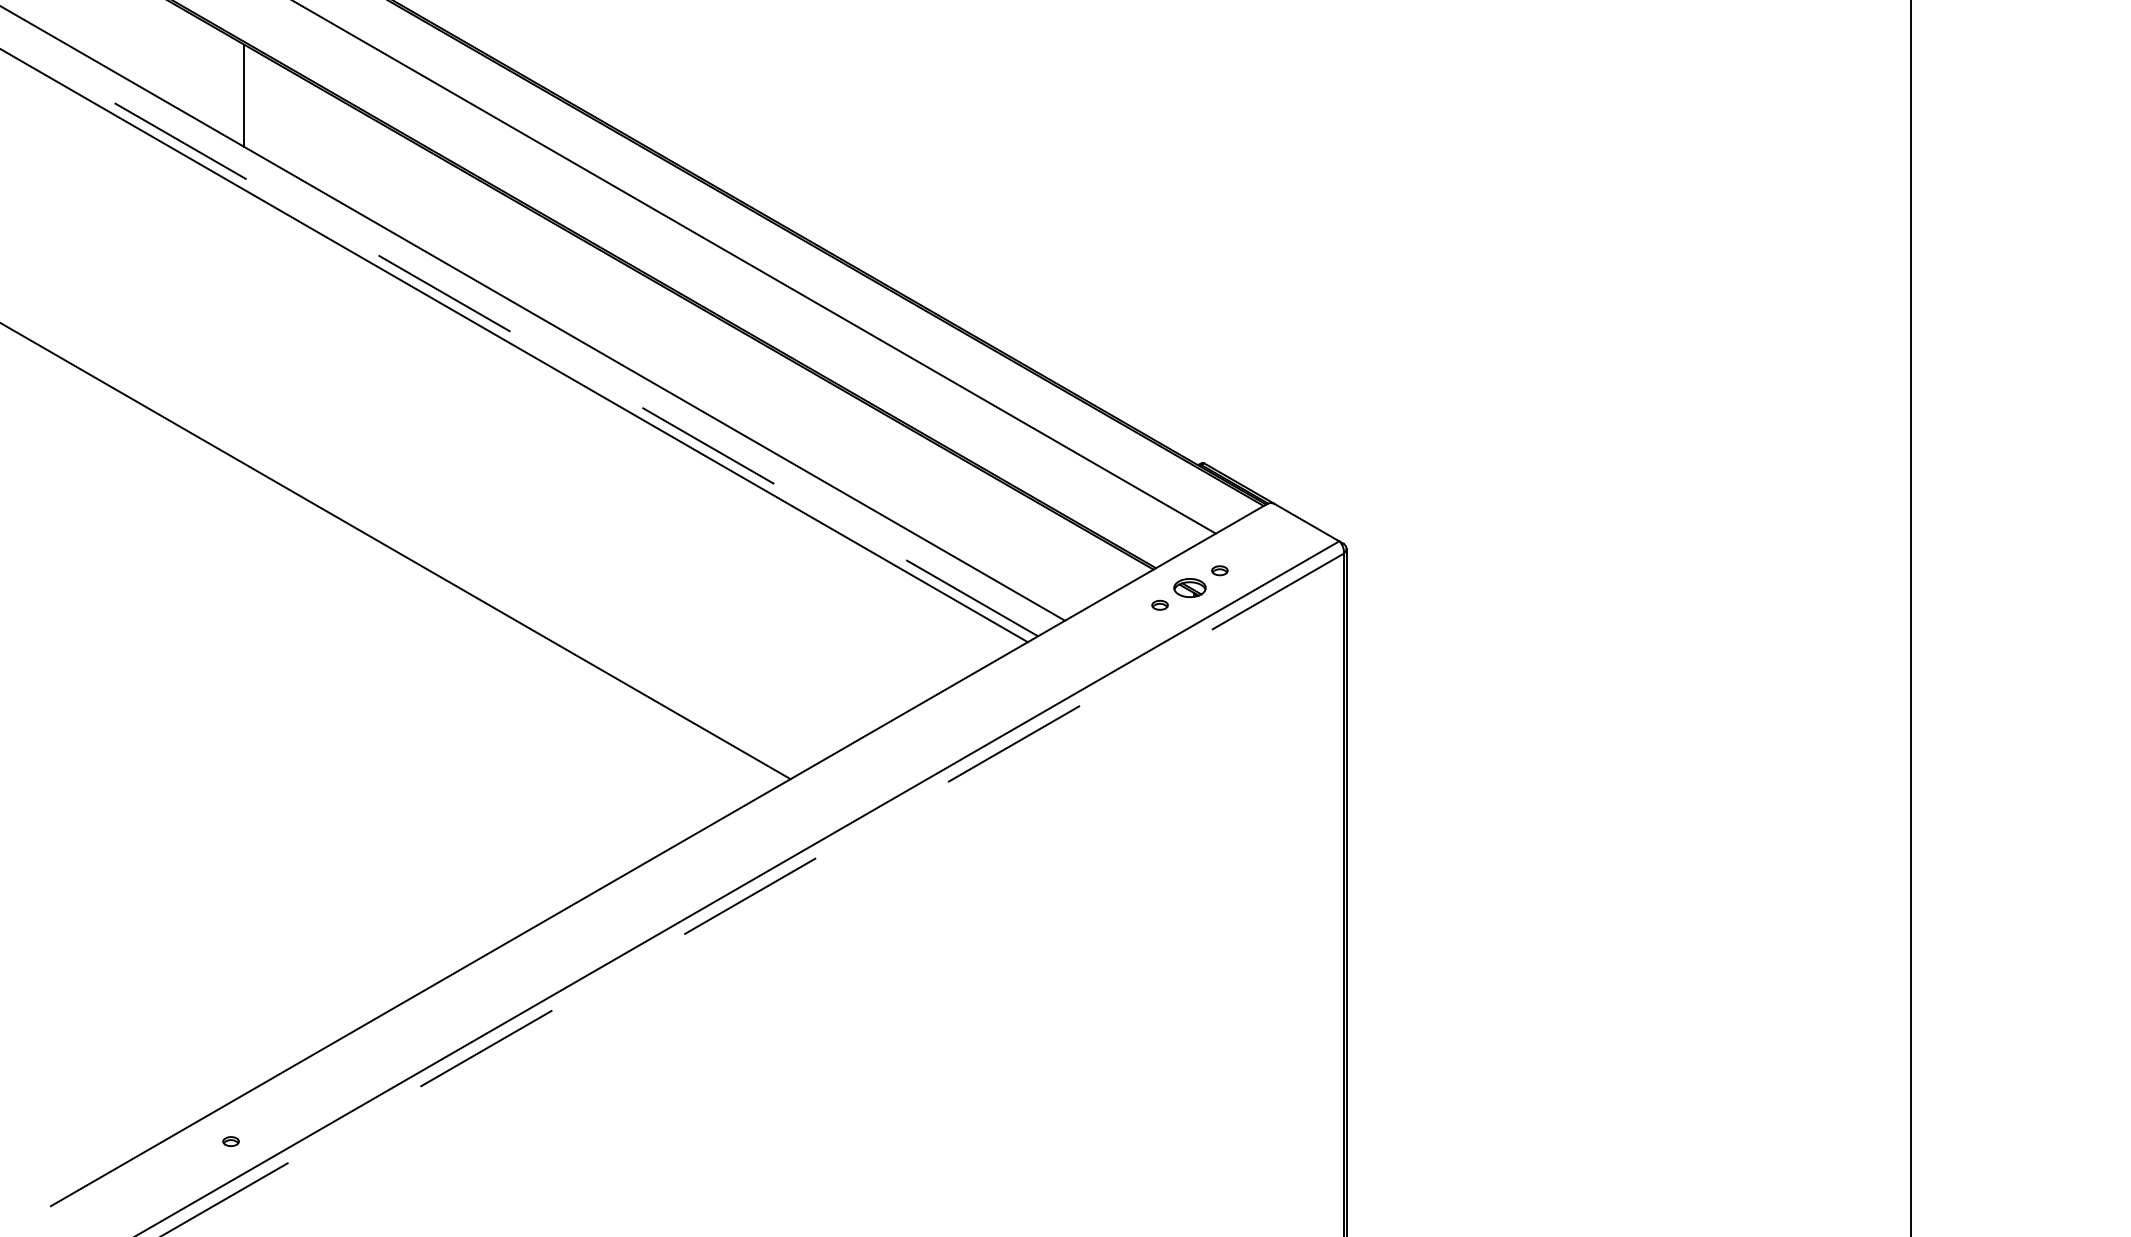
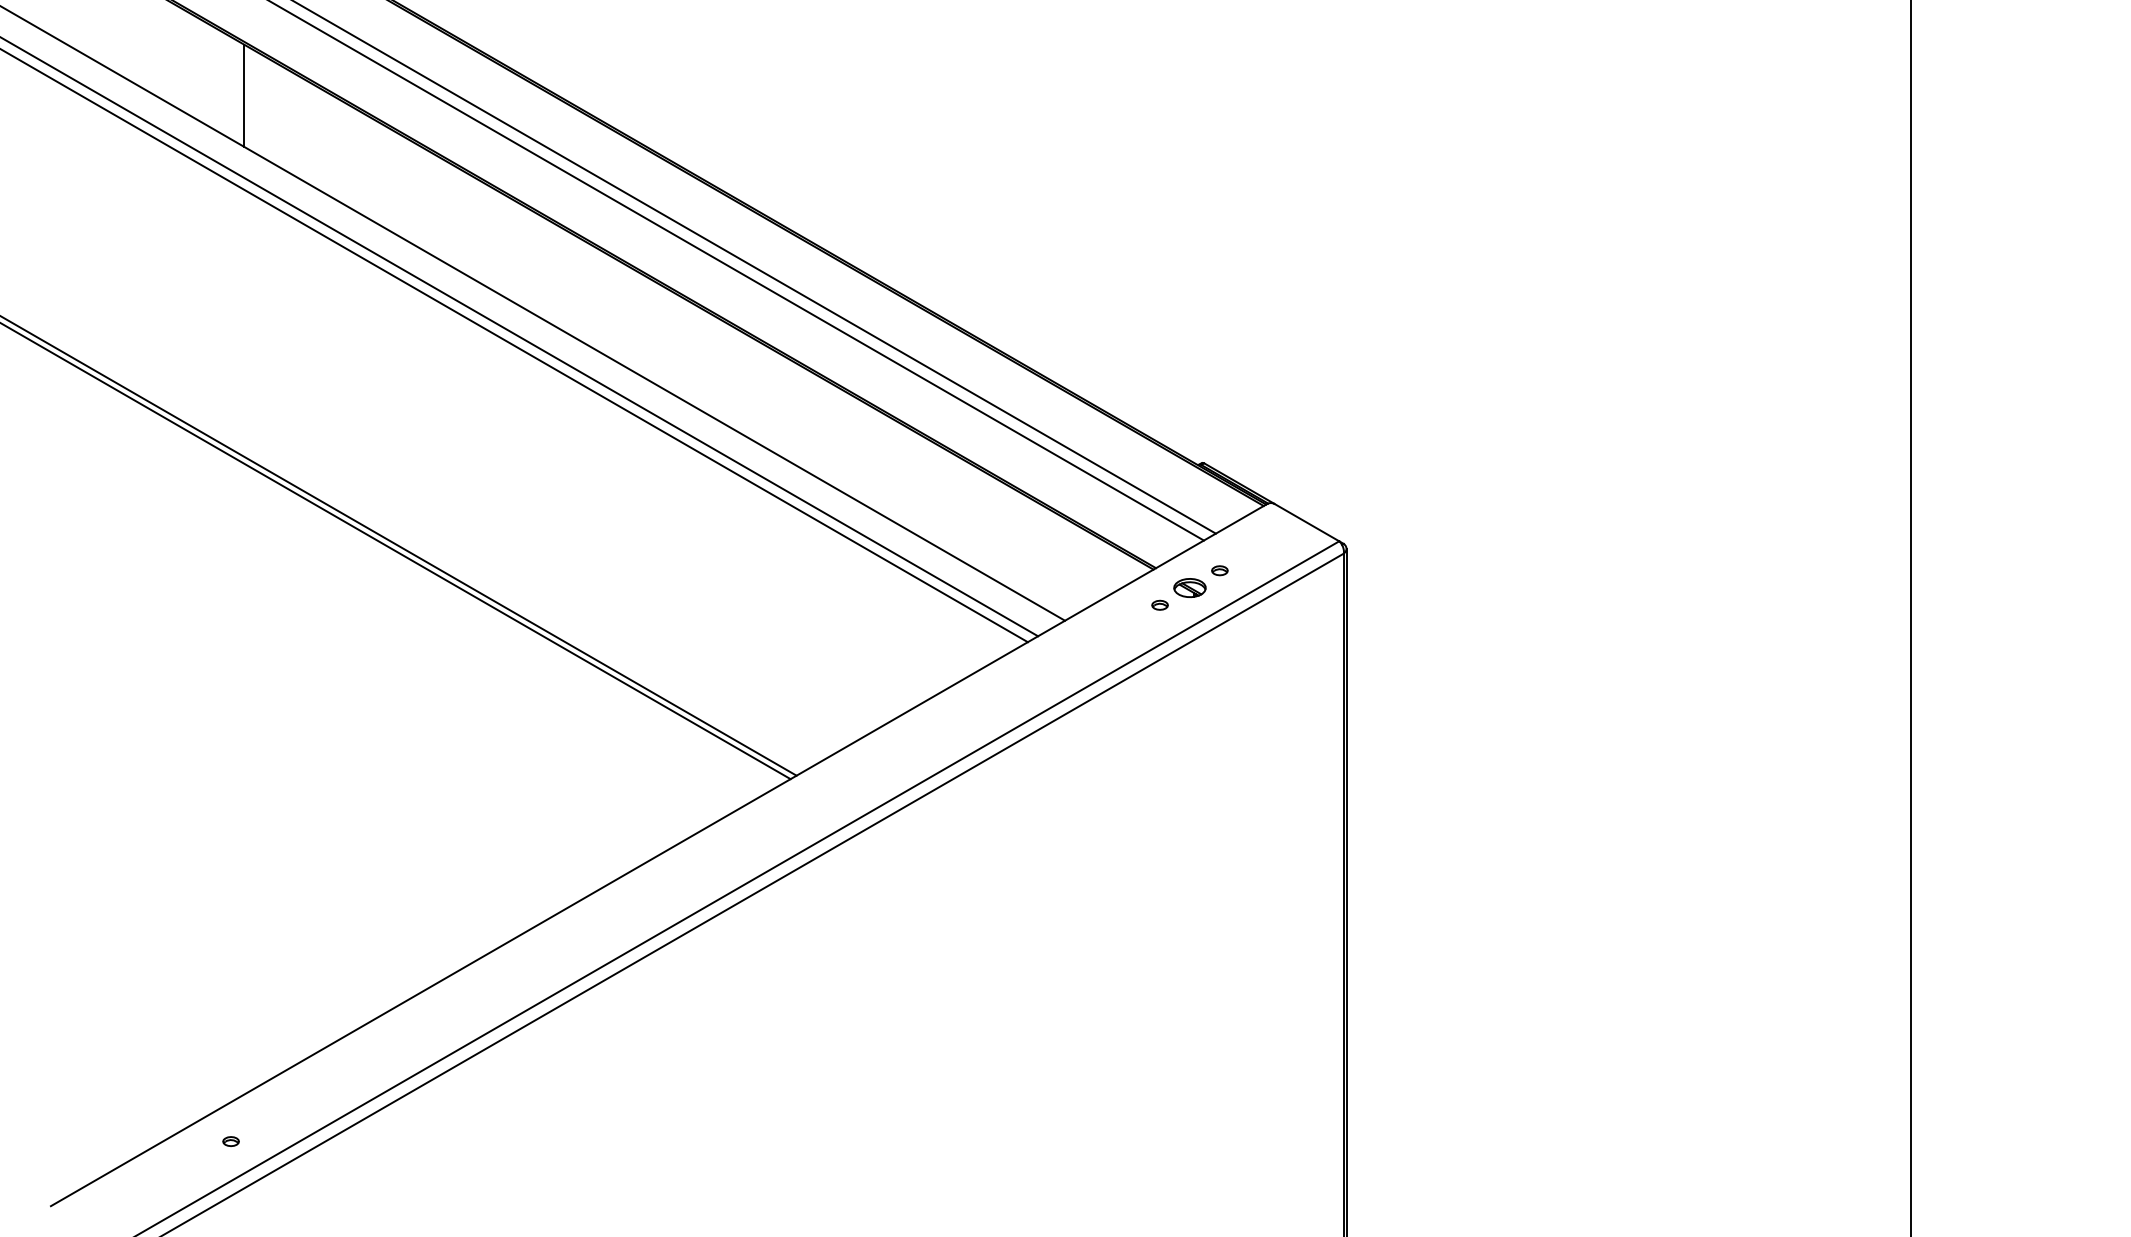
line: none -> present (737, 271)
line: dashed -> solid (519, 336)
line: none -> present (399, 546)
line: dashed -> solid (751, 895)
